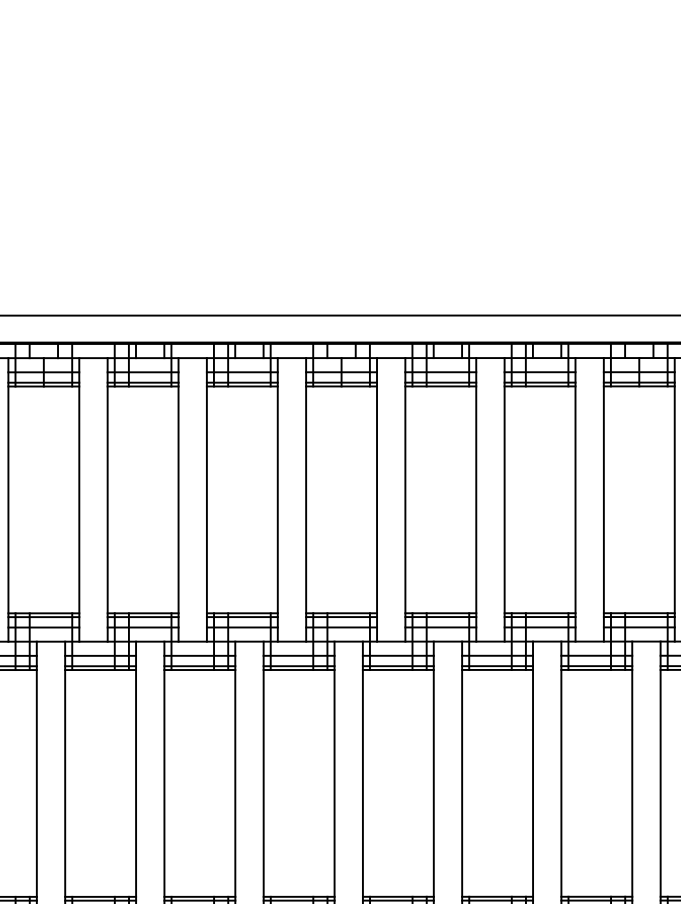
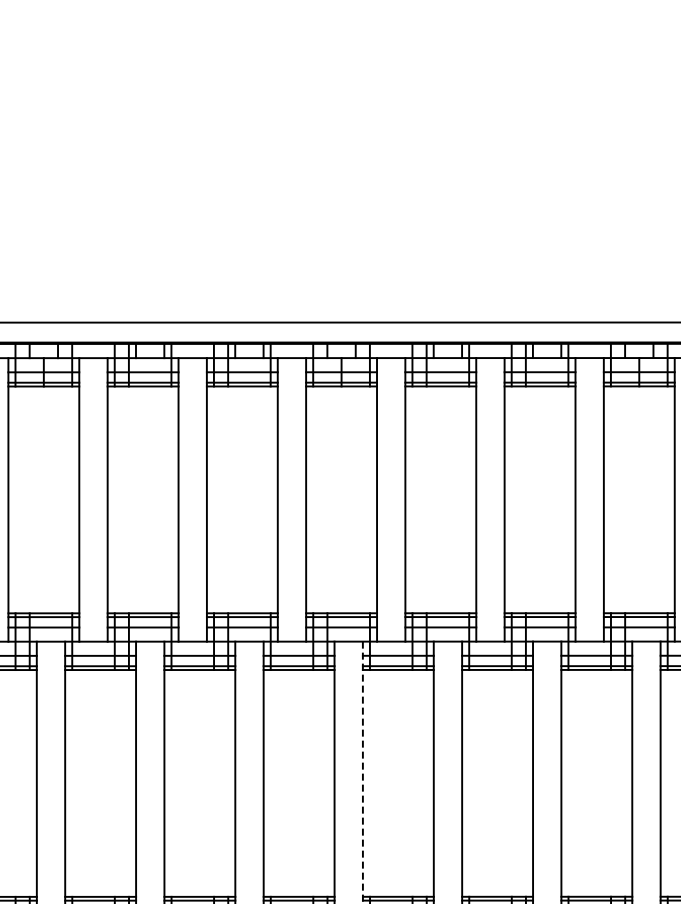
line position: (339, 315) -> (339, 322) (339, 322)
line: solid -> dashed (362, 772)
